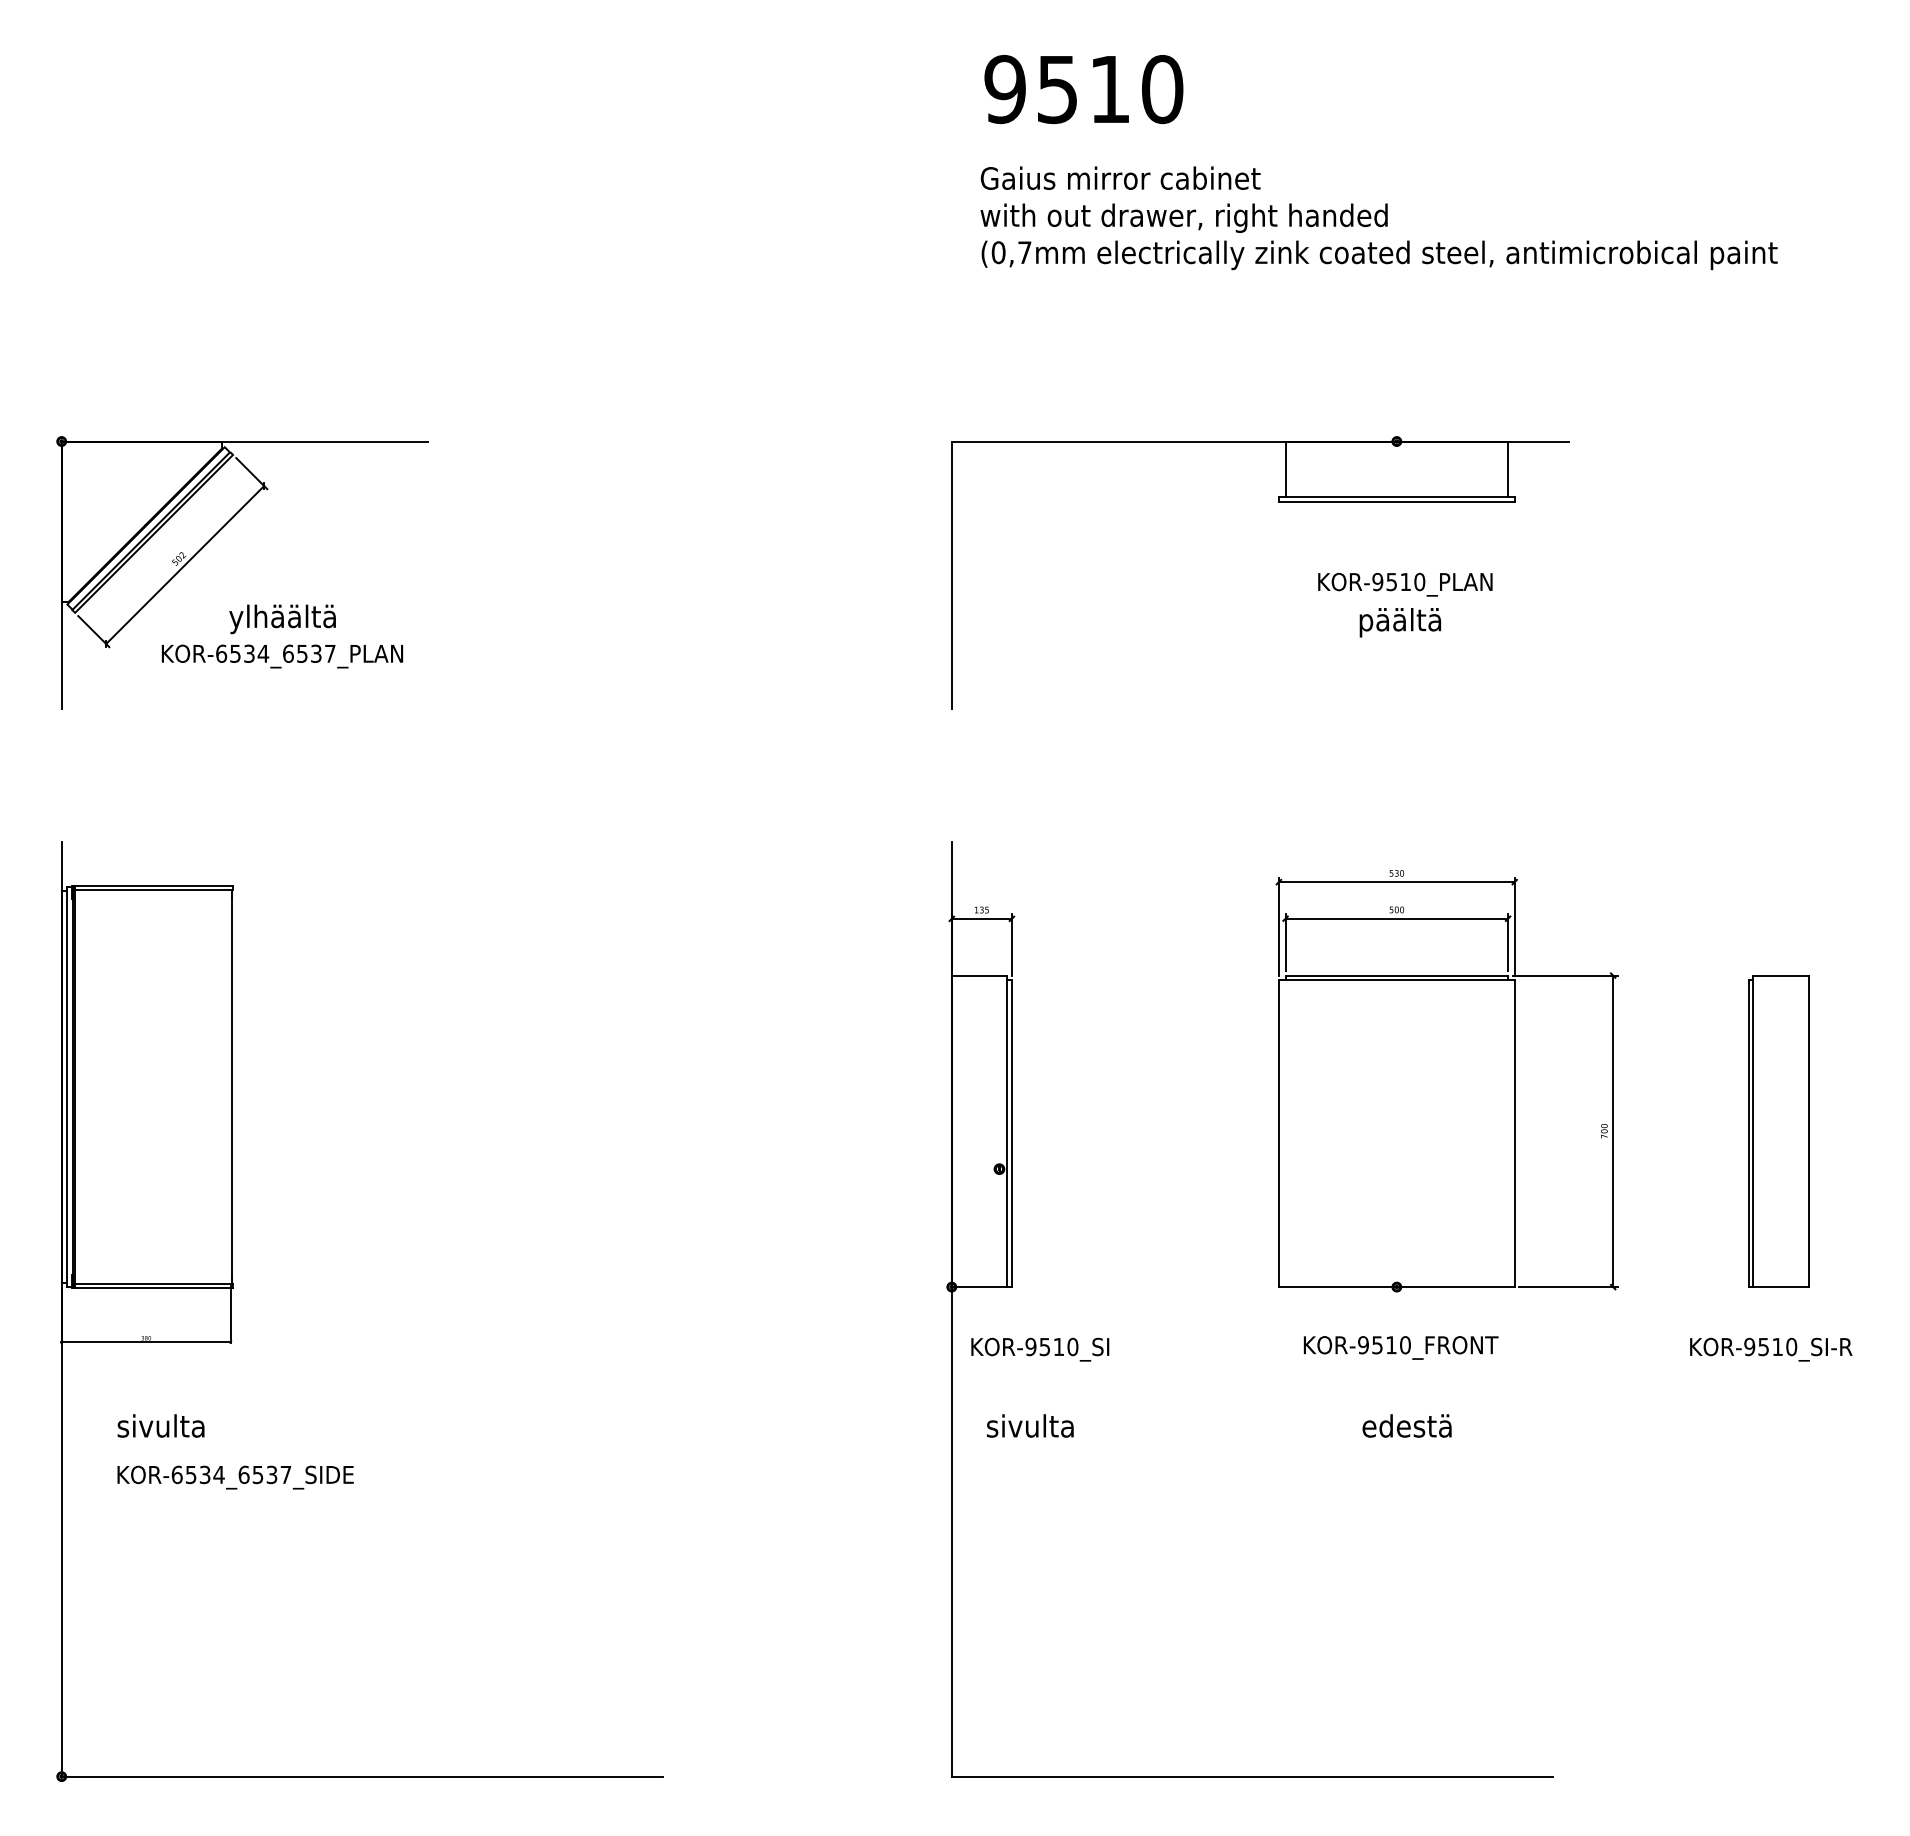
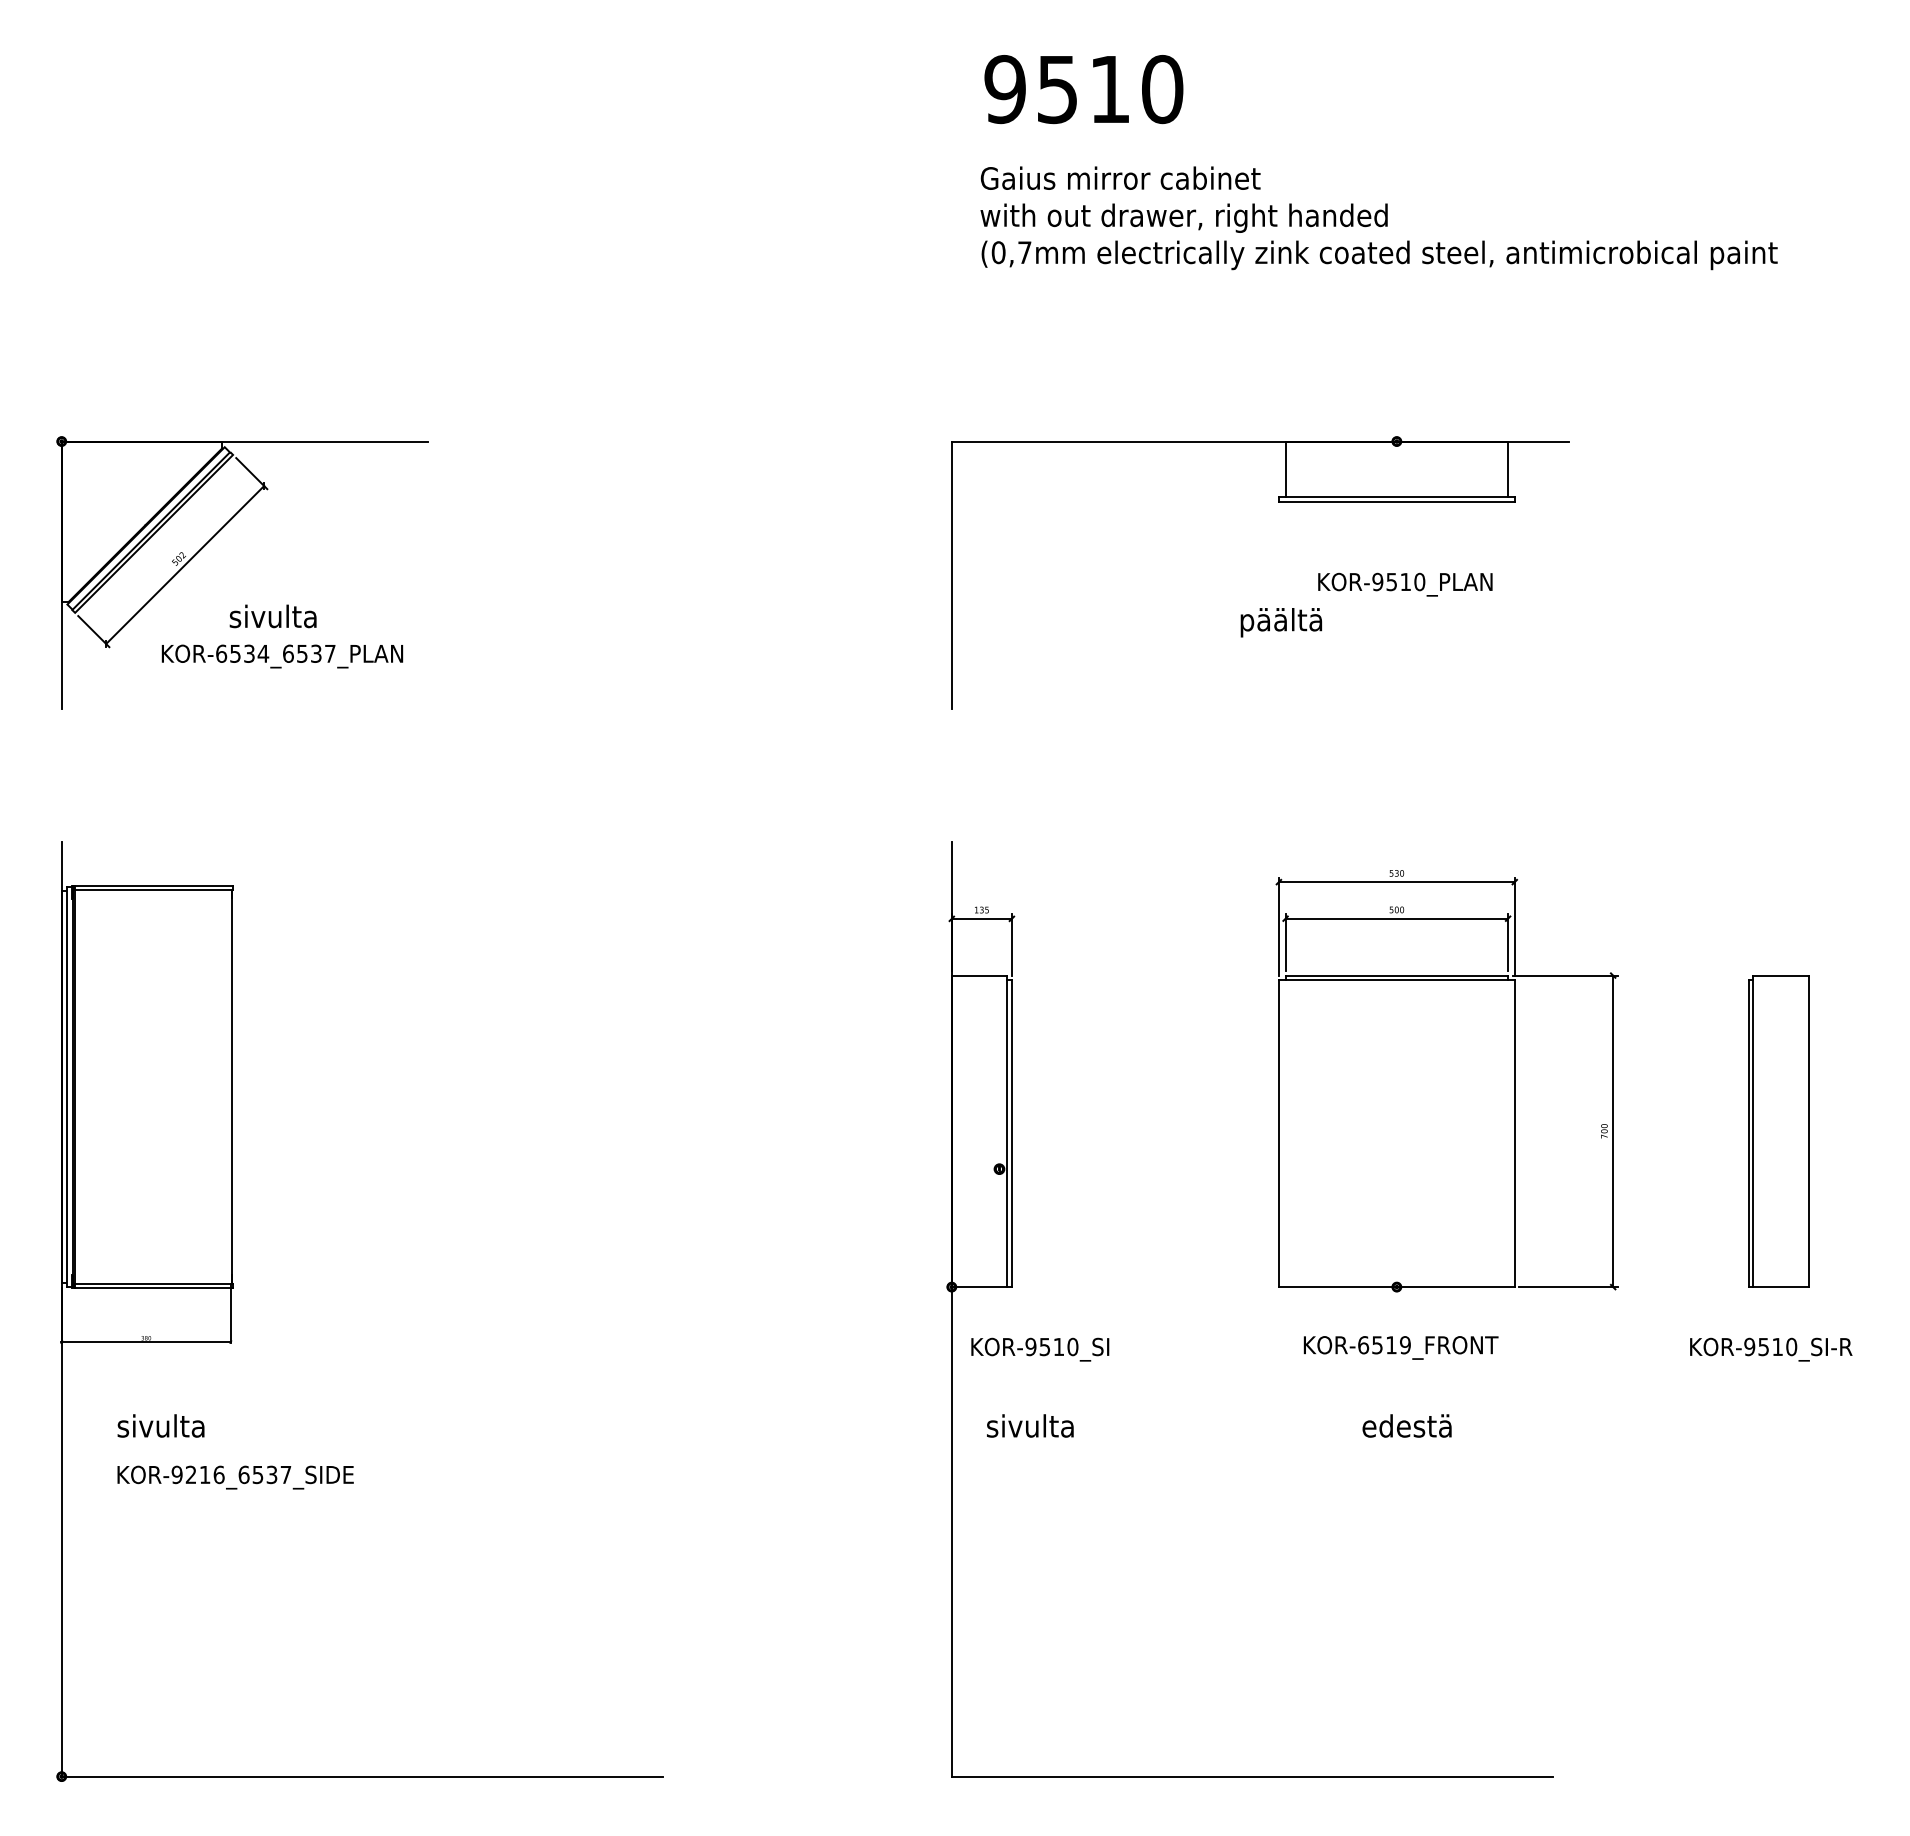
text: ylhäältä -> sivulta (282, 619)
text position: (1399, 622) -> (1280, 622) (1280, 622)
text: KOR-9510_FRONT -> KOR-6519_FRONT (1384, 1345)
text: KOR-6534_6537_SIDE -> KOR-9216_6537_SIDE (197, 1474)
